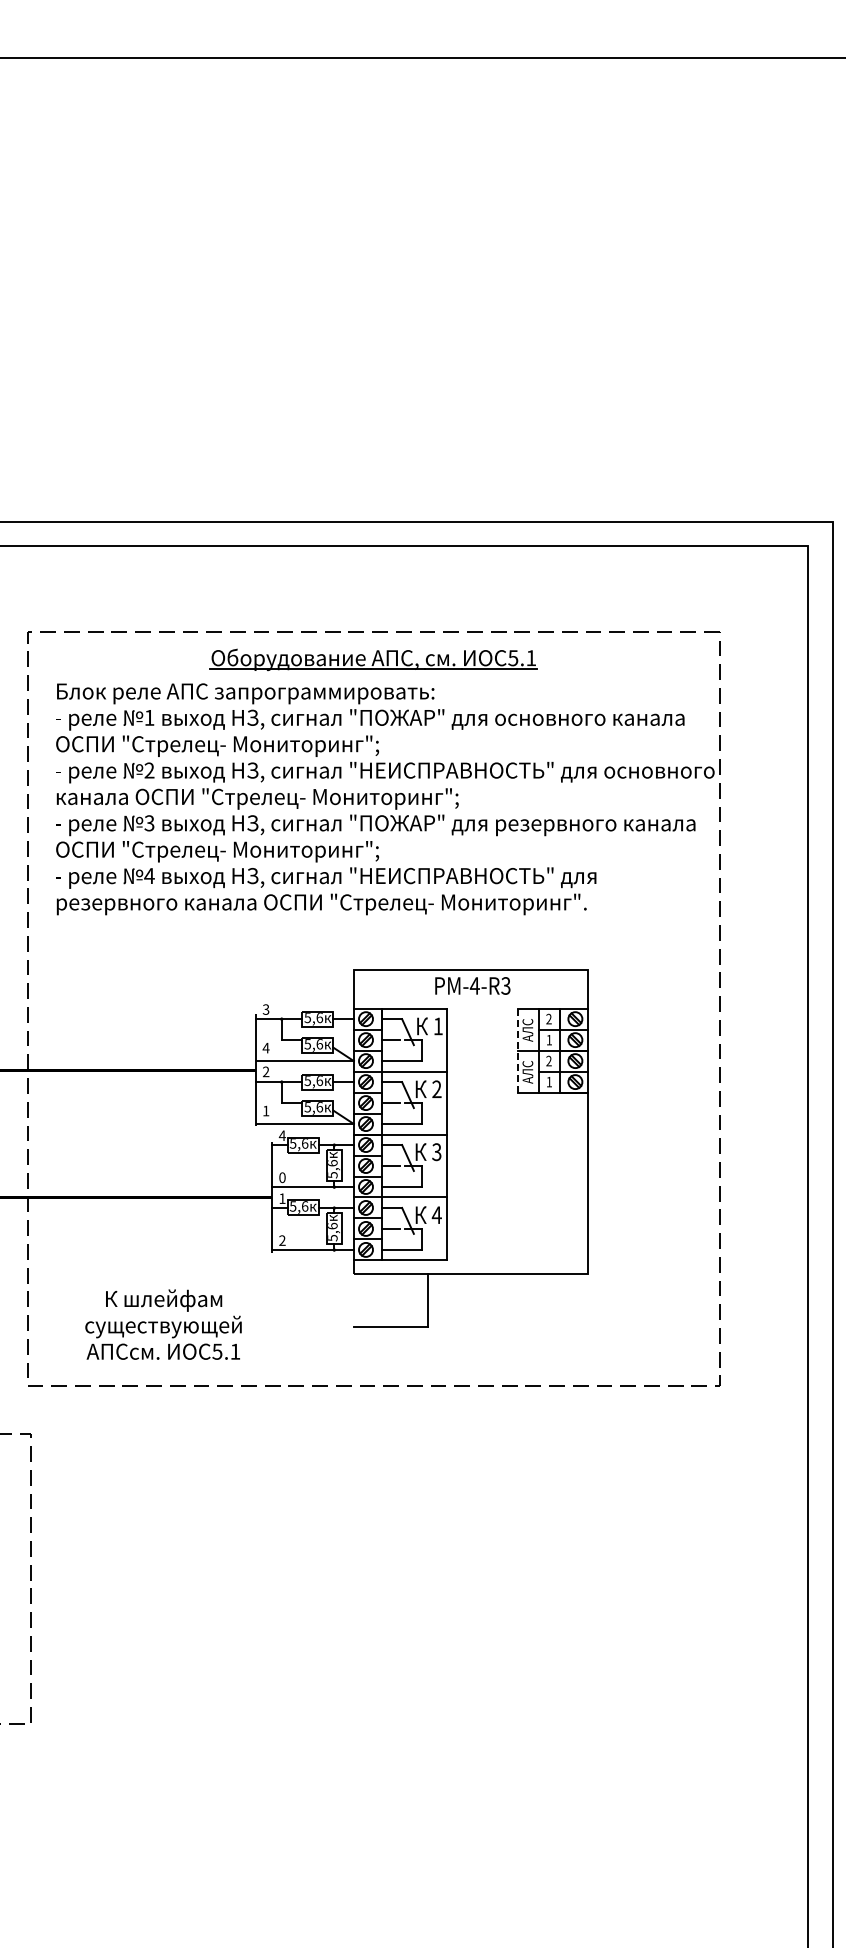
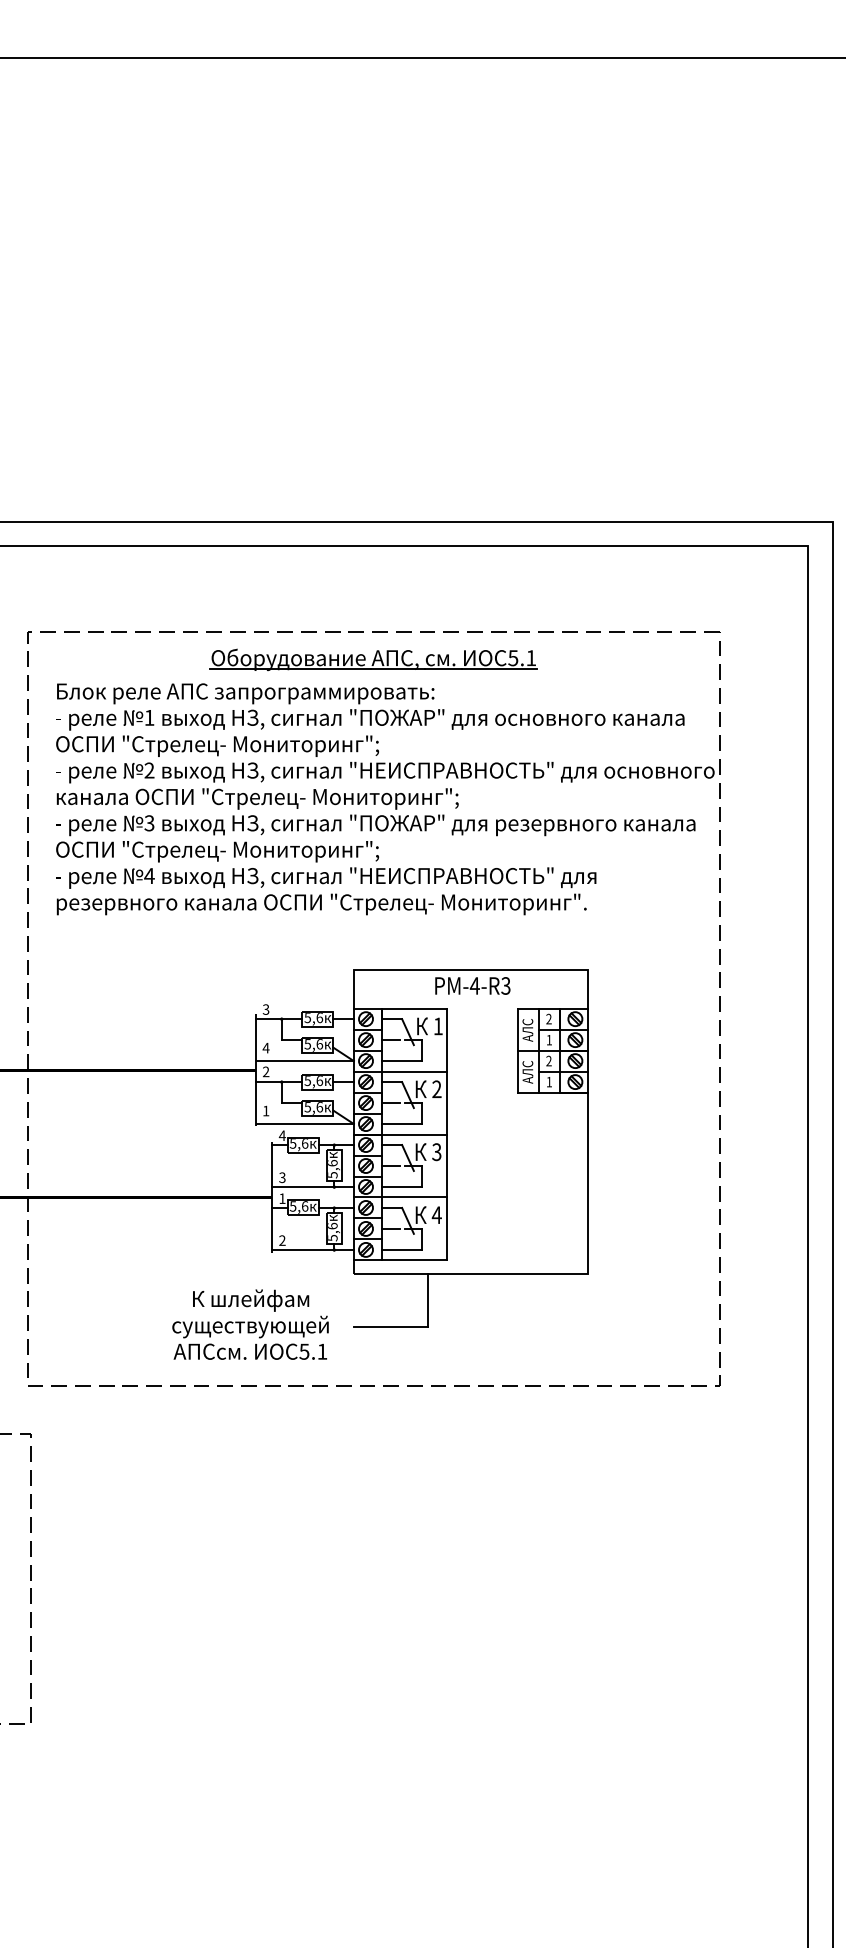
line: dashed -> solid (517, 1050)
text: 0 -> 3 (282, 1177)
text position: (163, 1324) -> (250, 1324) (250, 1324)
